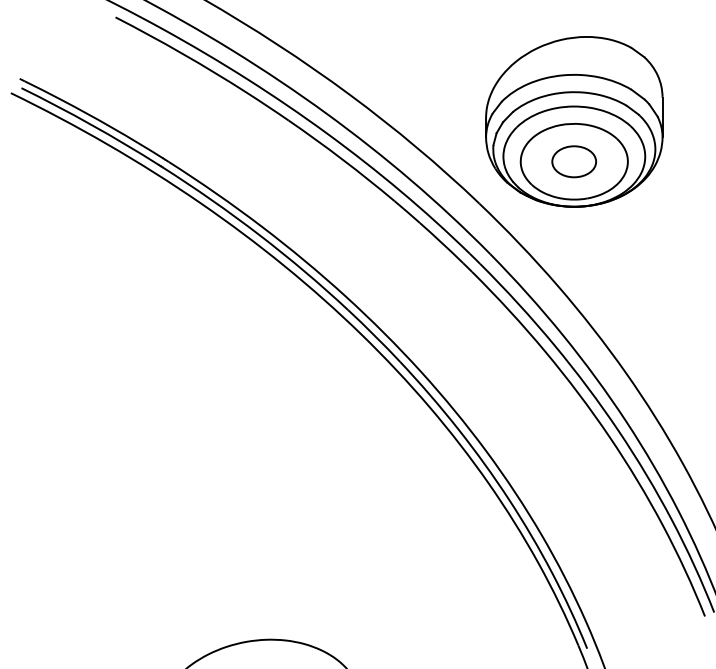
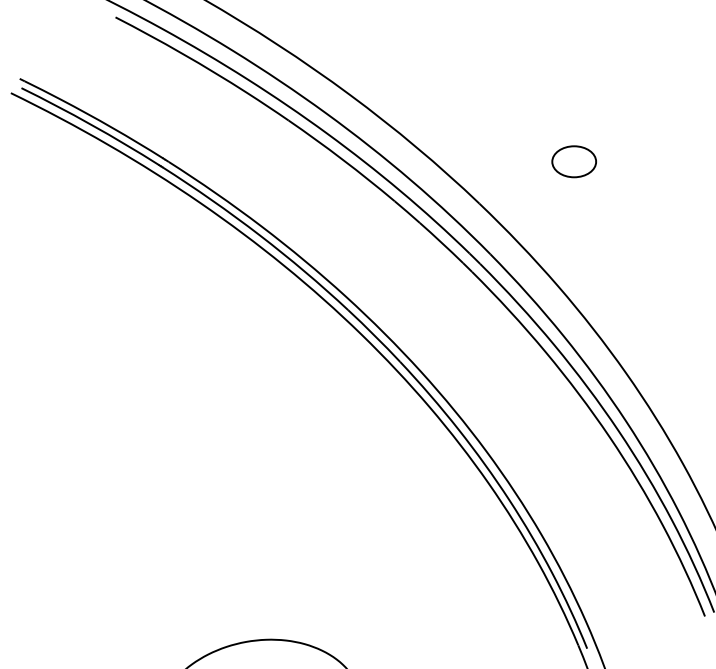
part: present -> none (574, 121)
